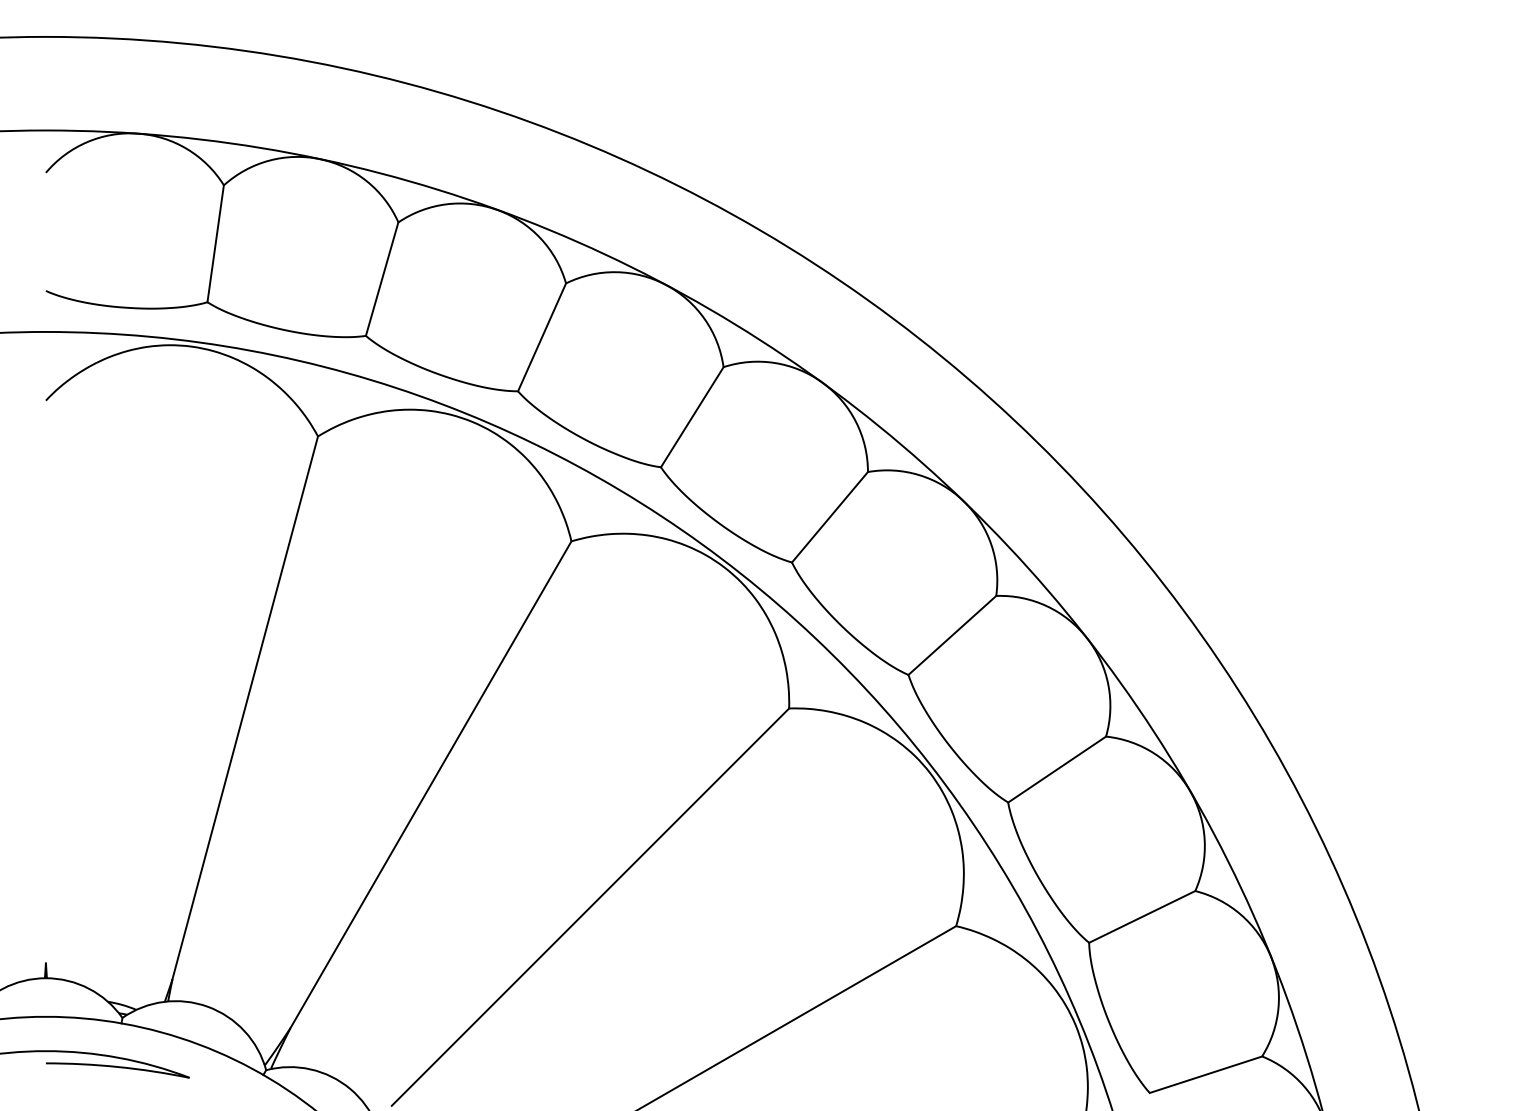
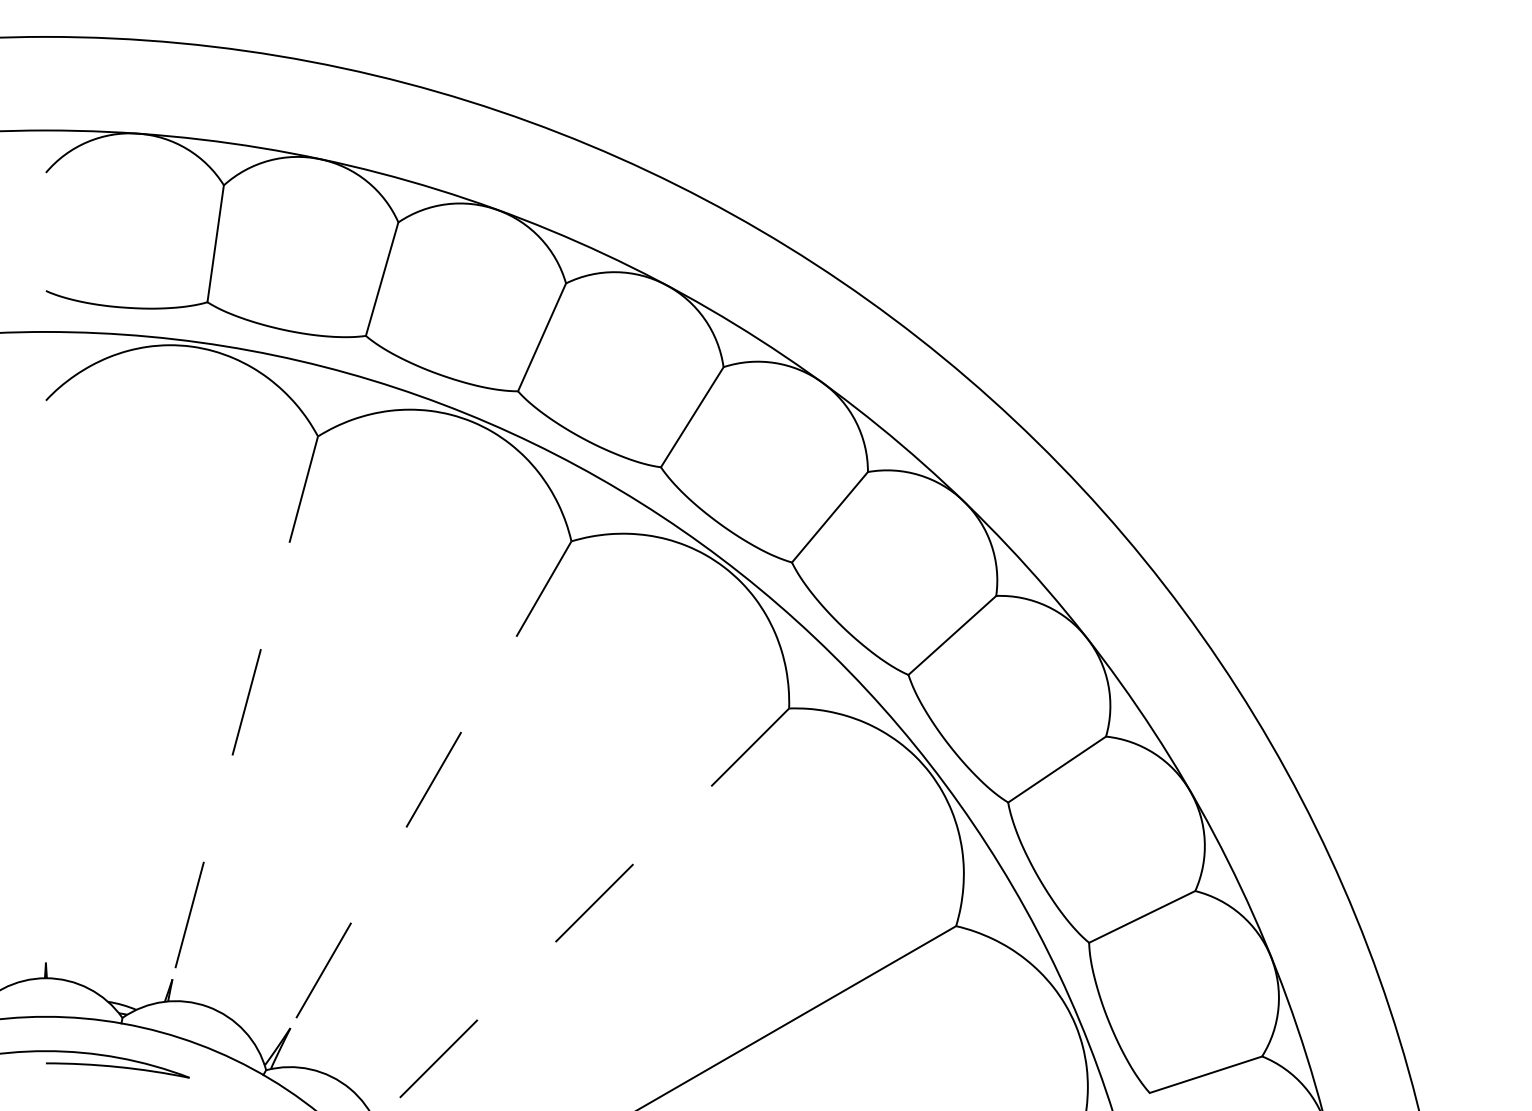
line: solid -> dashed (245, 707)
line: solid -> dashed (430, 785)
line: solid -> dashed (590, 907)
